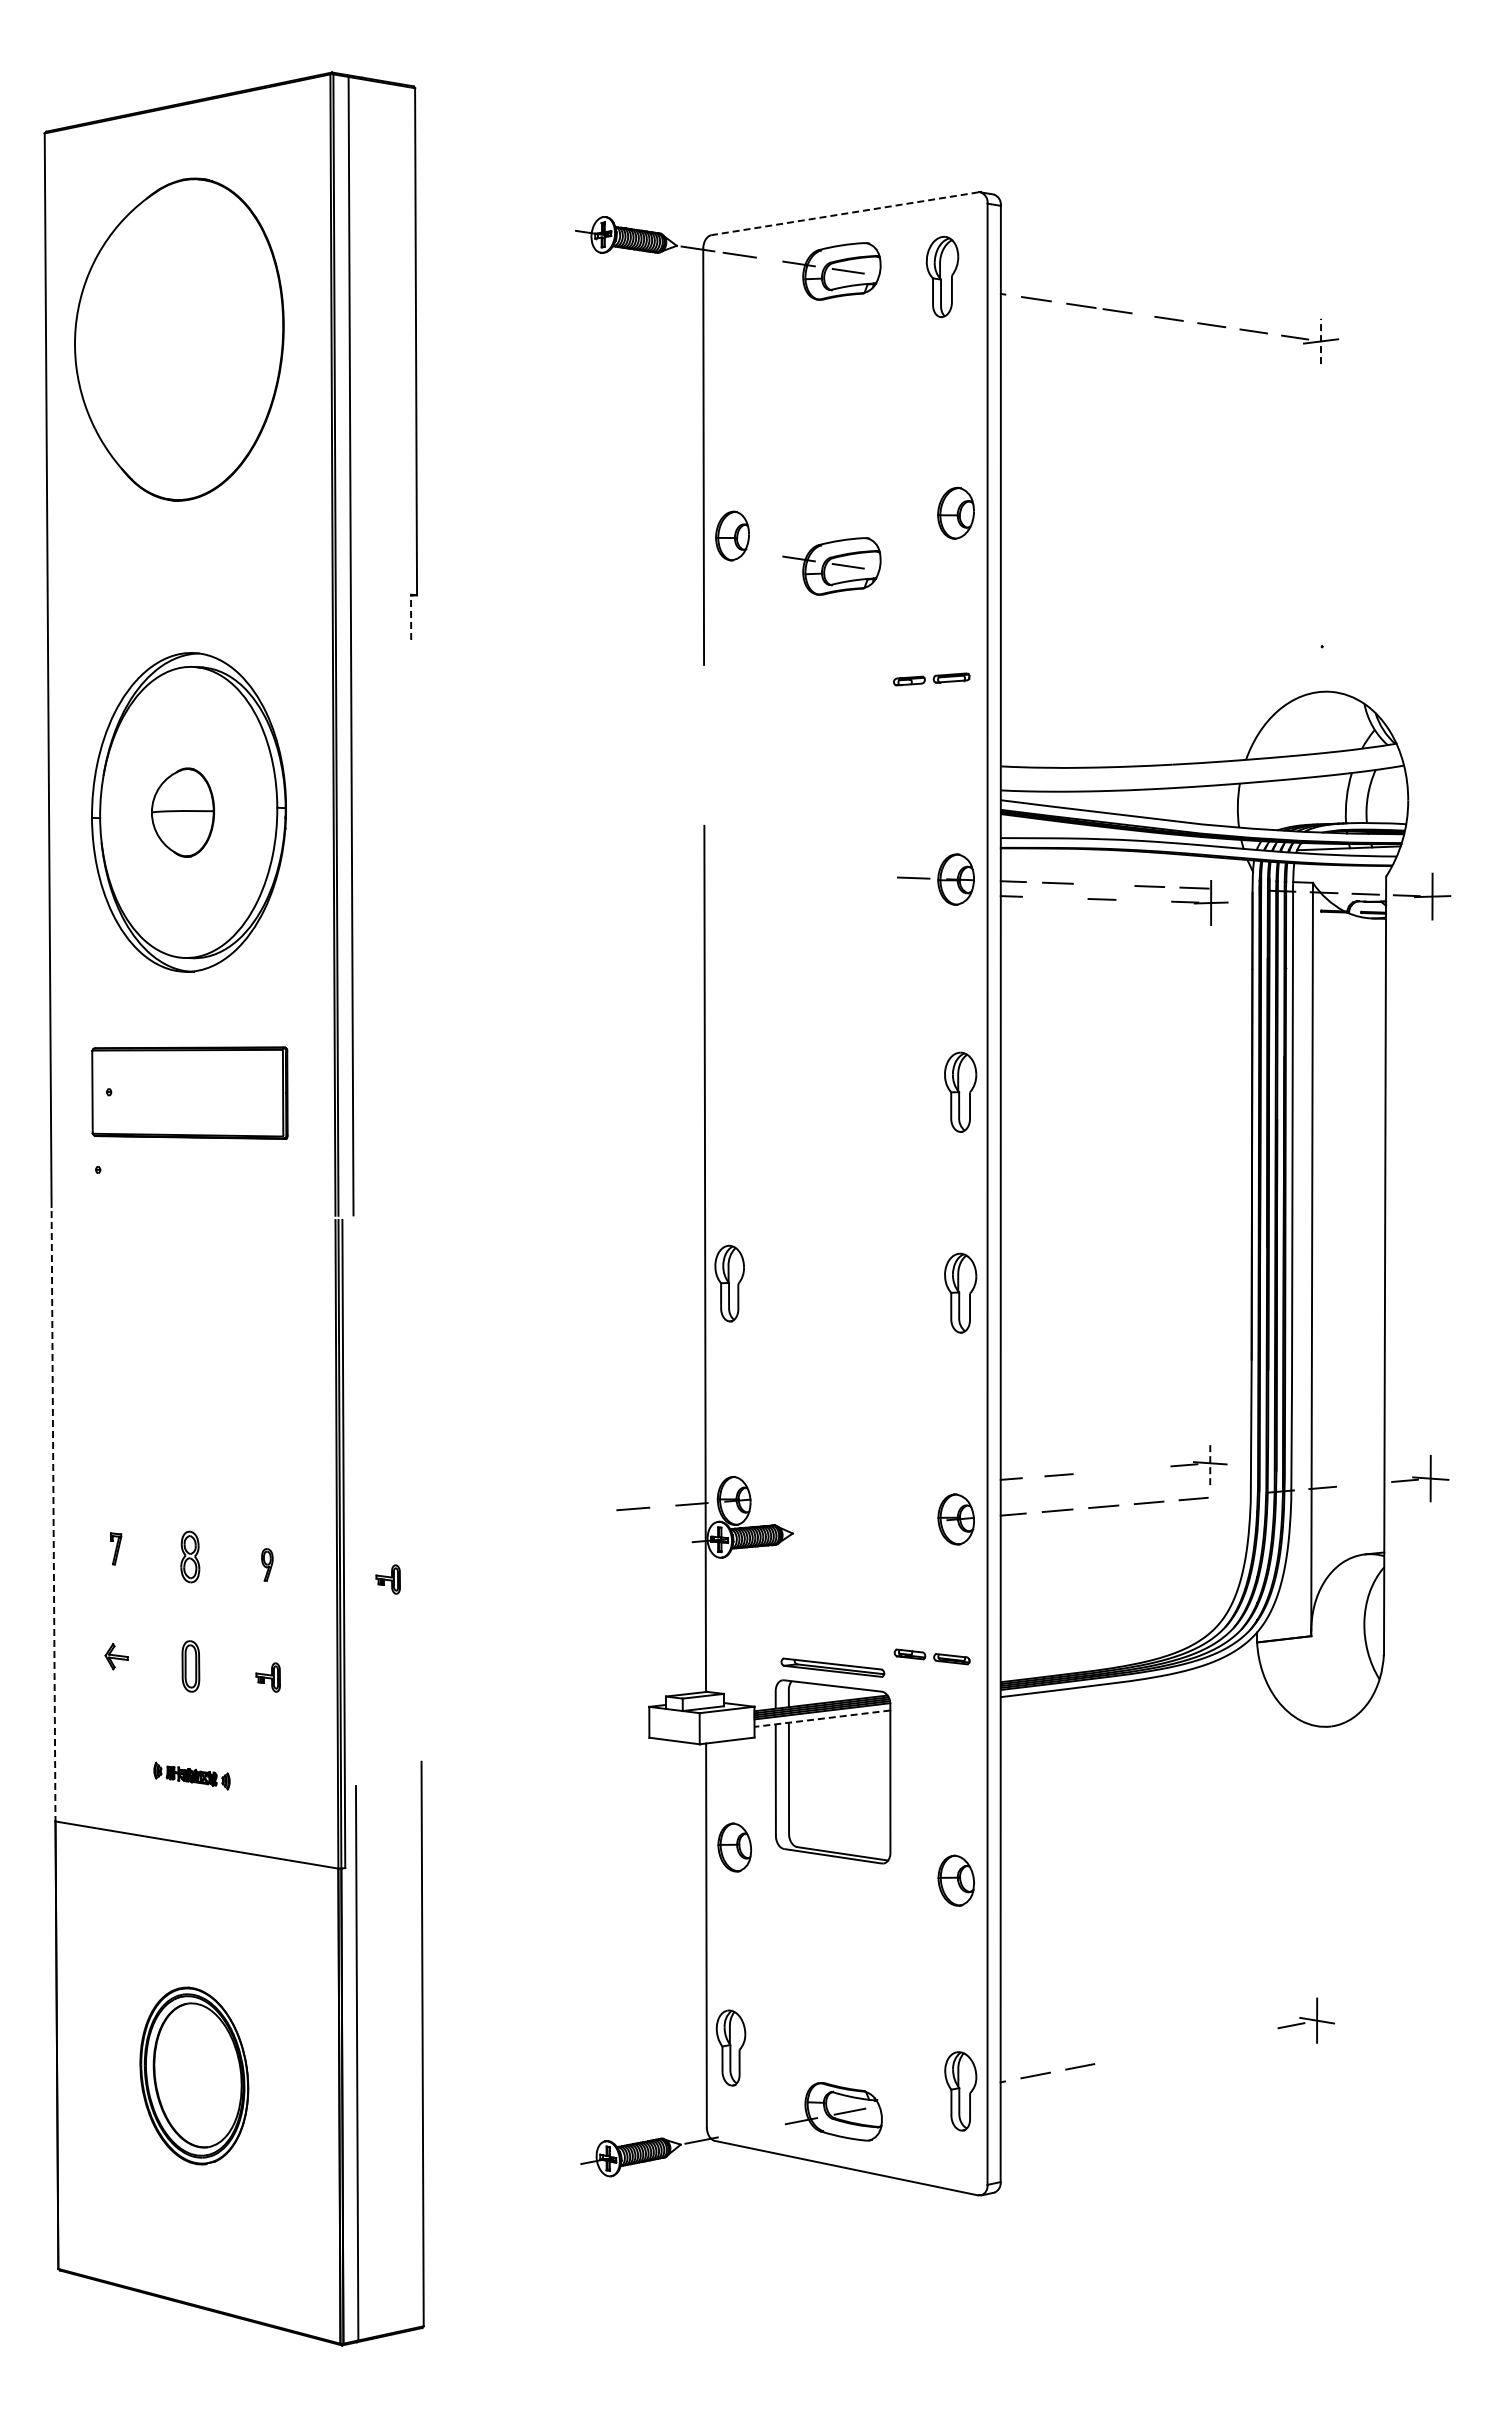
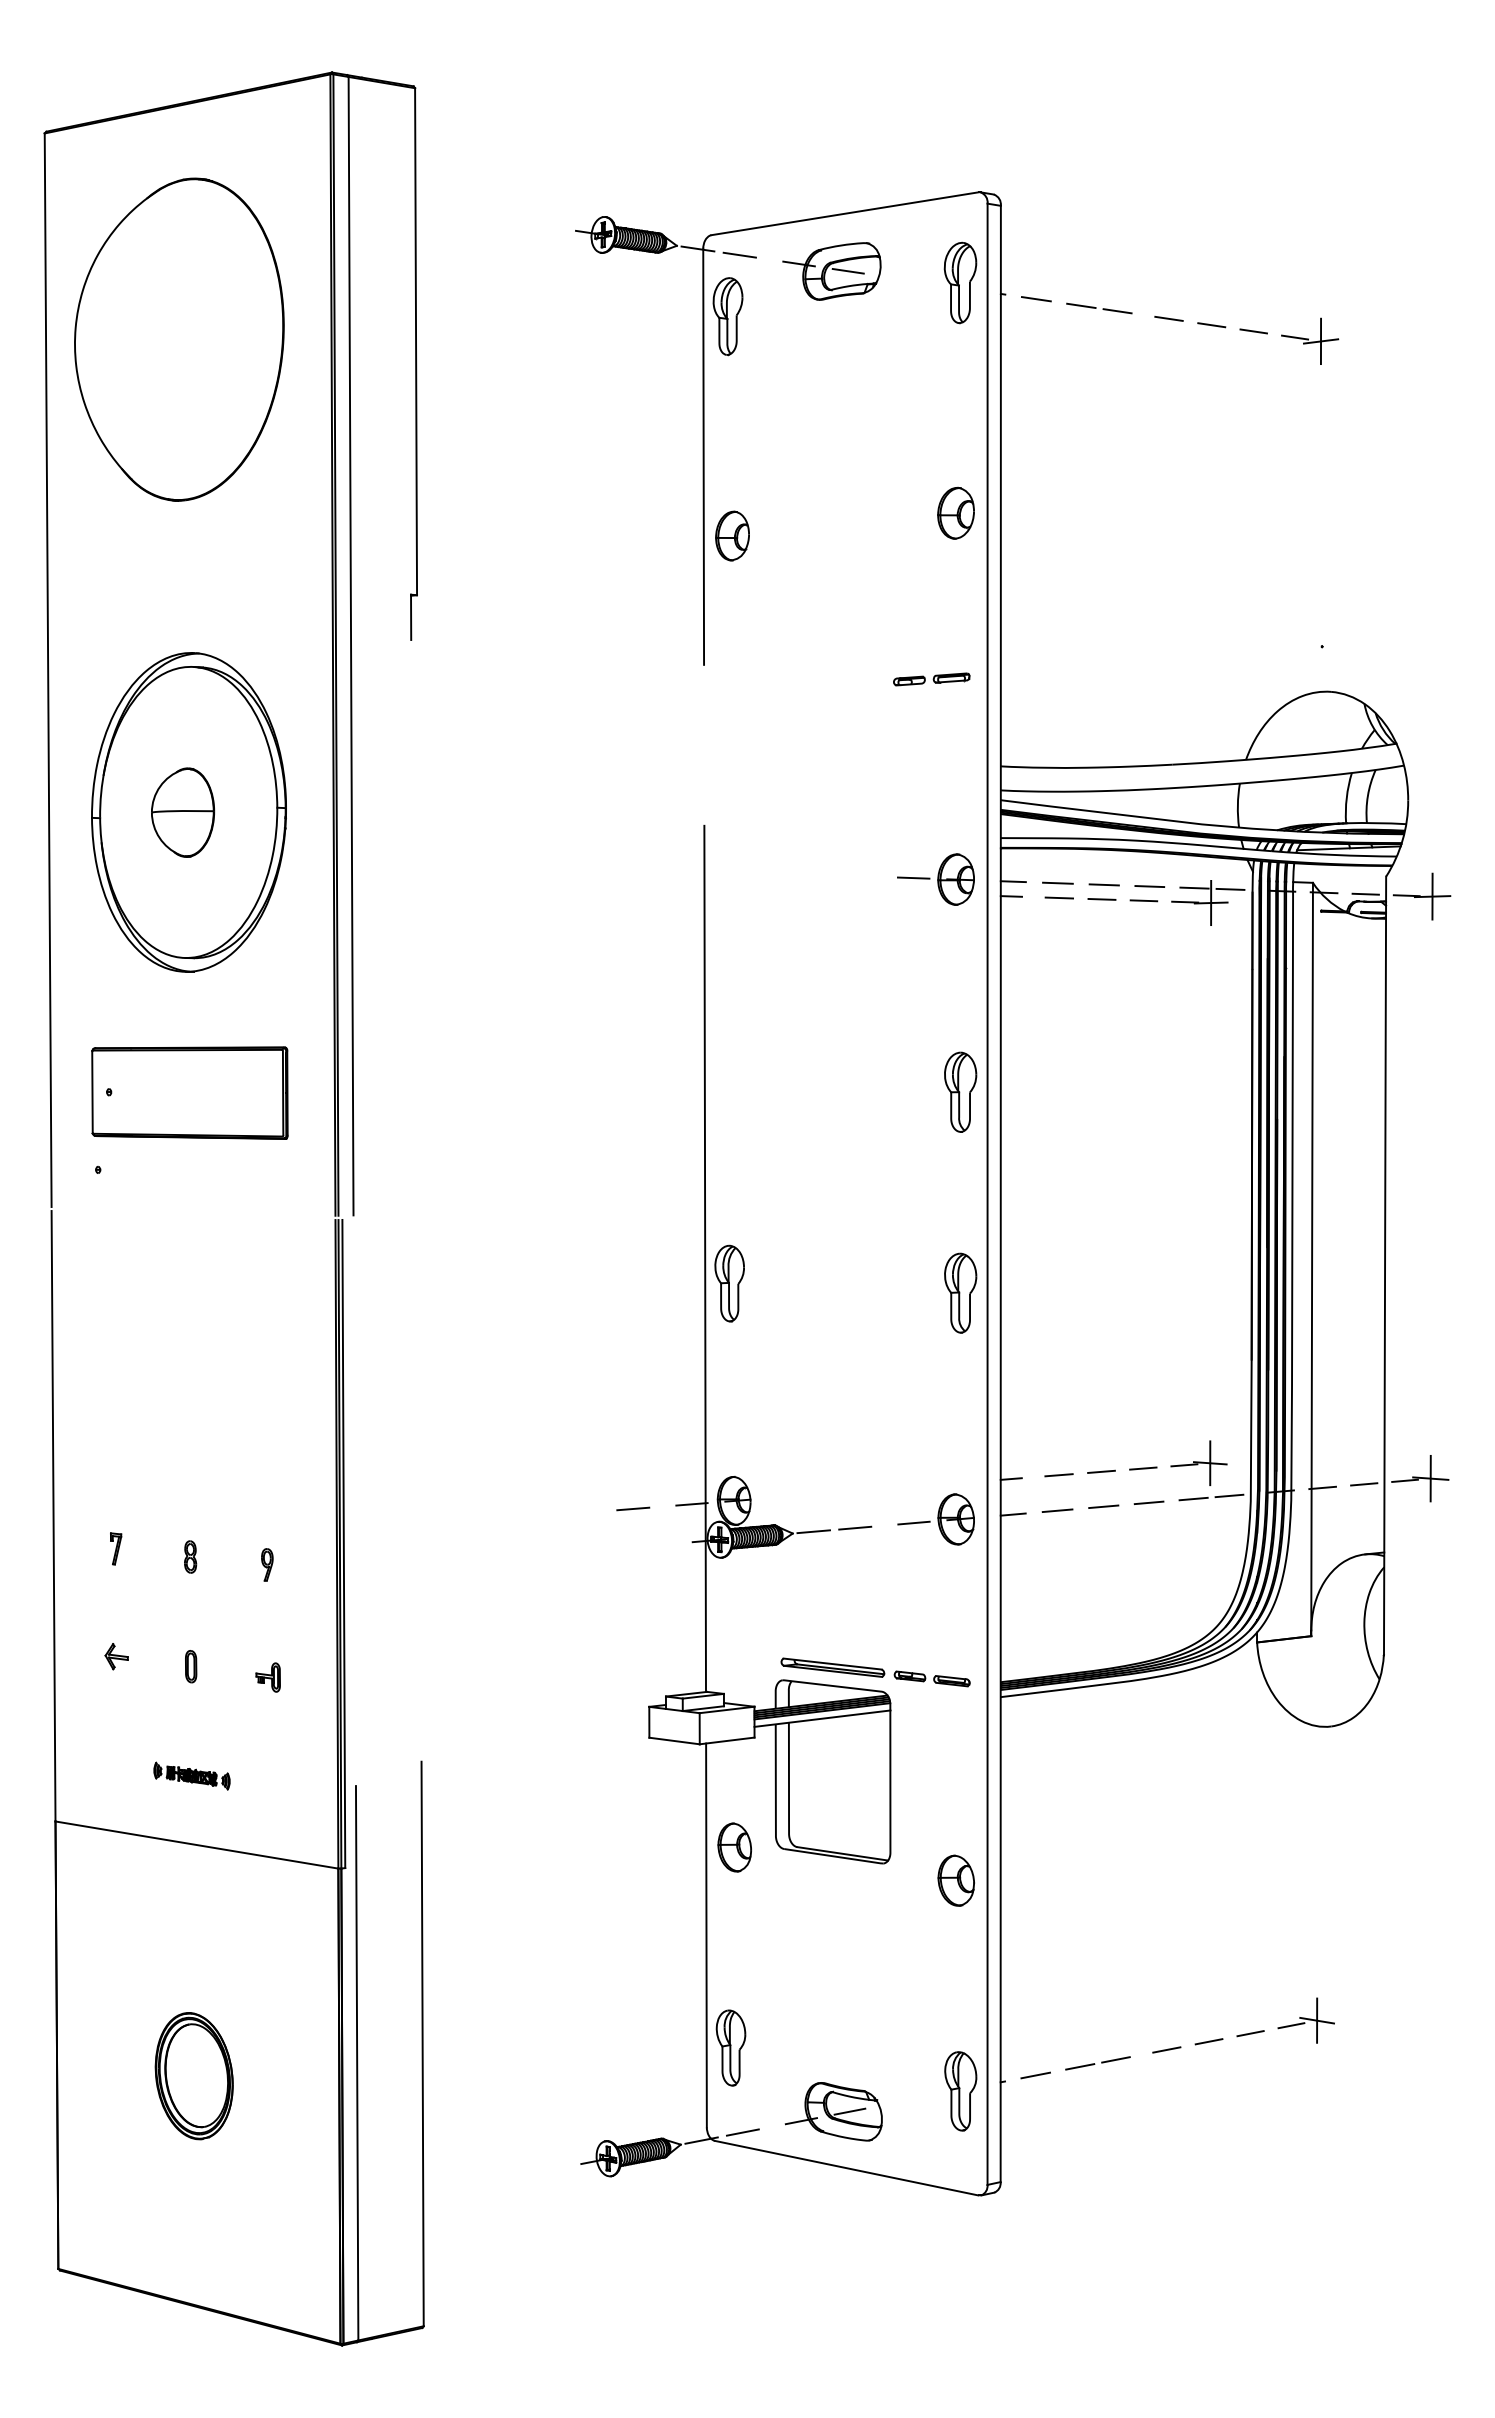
line: dashed -> solid (844, 213)
part position: (942, 276) -> (960, 282) (960, 282)
part: none -> present (727, 316)
line: dashed -> solid (1321, 341)
part: present -> none (831, 566)
line: dashed -> solid (411, 617)
line: none -> present (1103, 884)
line: none -> present (1230, 888)
line: none -> present (1058, 897)
line: none -> present (1143, 900)
line: dashed -> solid (1210, 1463)
line: none -> present (1143, 1468)
line: none -> present (1101, 1471)
line: none -> present (1364, 1484)
line: none -> present (1229, 1495)
line: dashed -> solid (53, 1516)
line: none -> present (913, 1522)
line: none -> present (855, 1527)
line: none -> present (813, 1531)
part size: 21x54 px -> 14x34 px (190, 1556)
part: present -> none (387, 1579)
part position: (931, 1656) -> (931, 1678) (931, 1678)
part size: 20x53 px -> 13x34 px (191, 1666)
line: dashed -> solid (821, 1718)
line: none -> present (1250, 2033)
line: none -> present (1208, 2041)
line: none -> present (1166, 2049)
line: none -> present (1115, 2059)
part size: 111x180 px -> 80x129 px (193, 2076)
line: none -> present (742, 2132)
